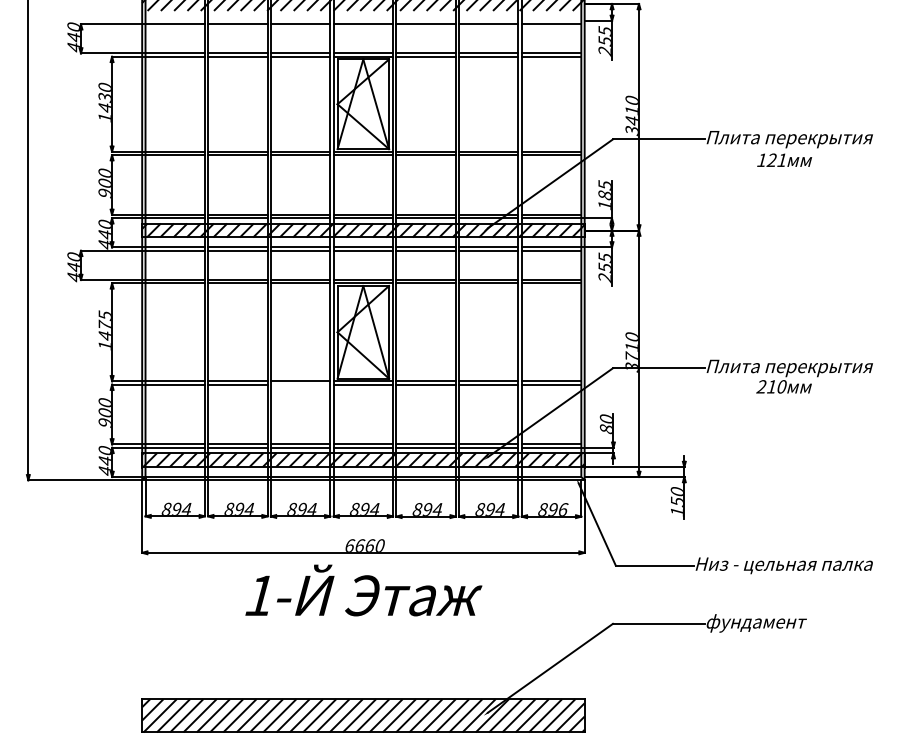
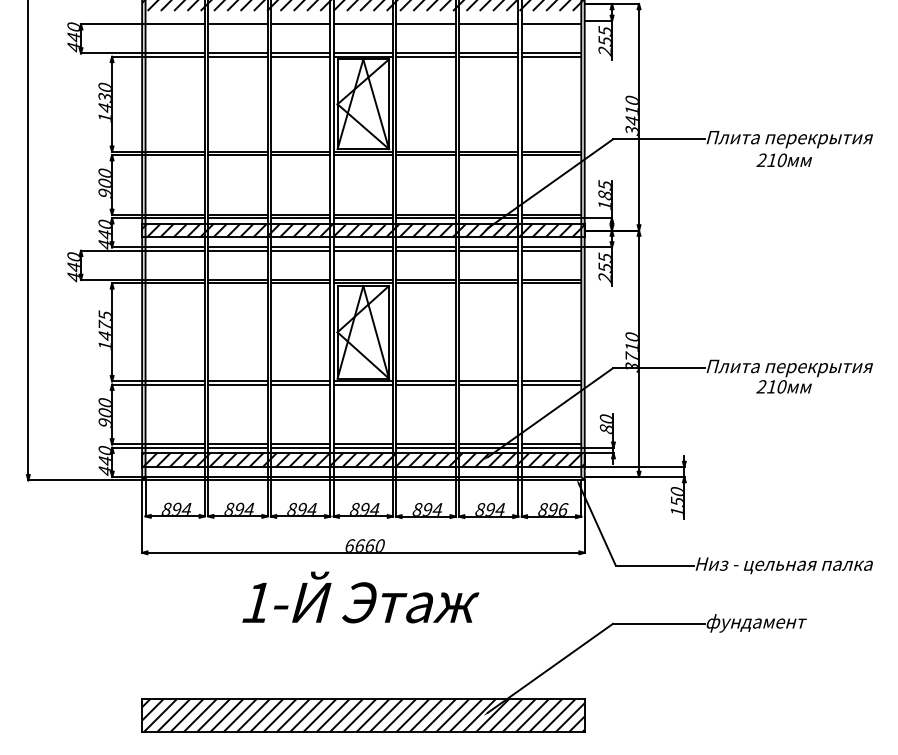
text: 121 -> 210 (771, 160)
line: none -> present (300, 384)
text position: (363, 590) -> (360, 597) (360, 597)
